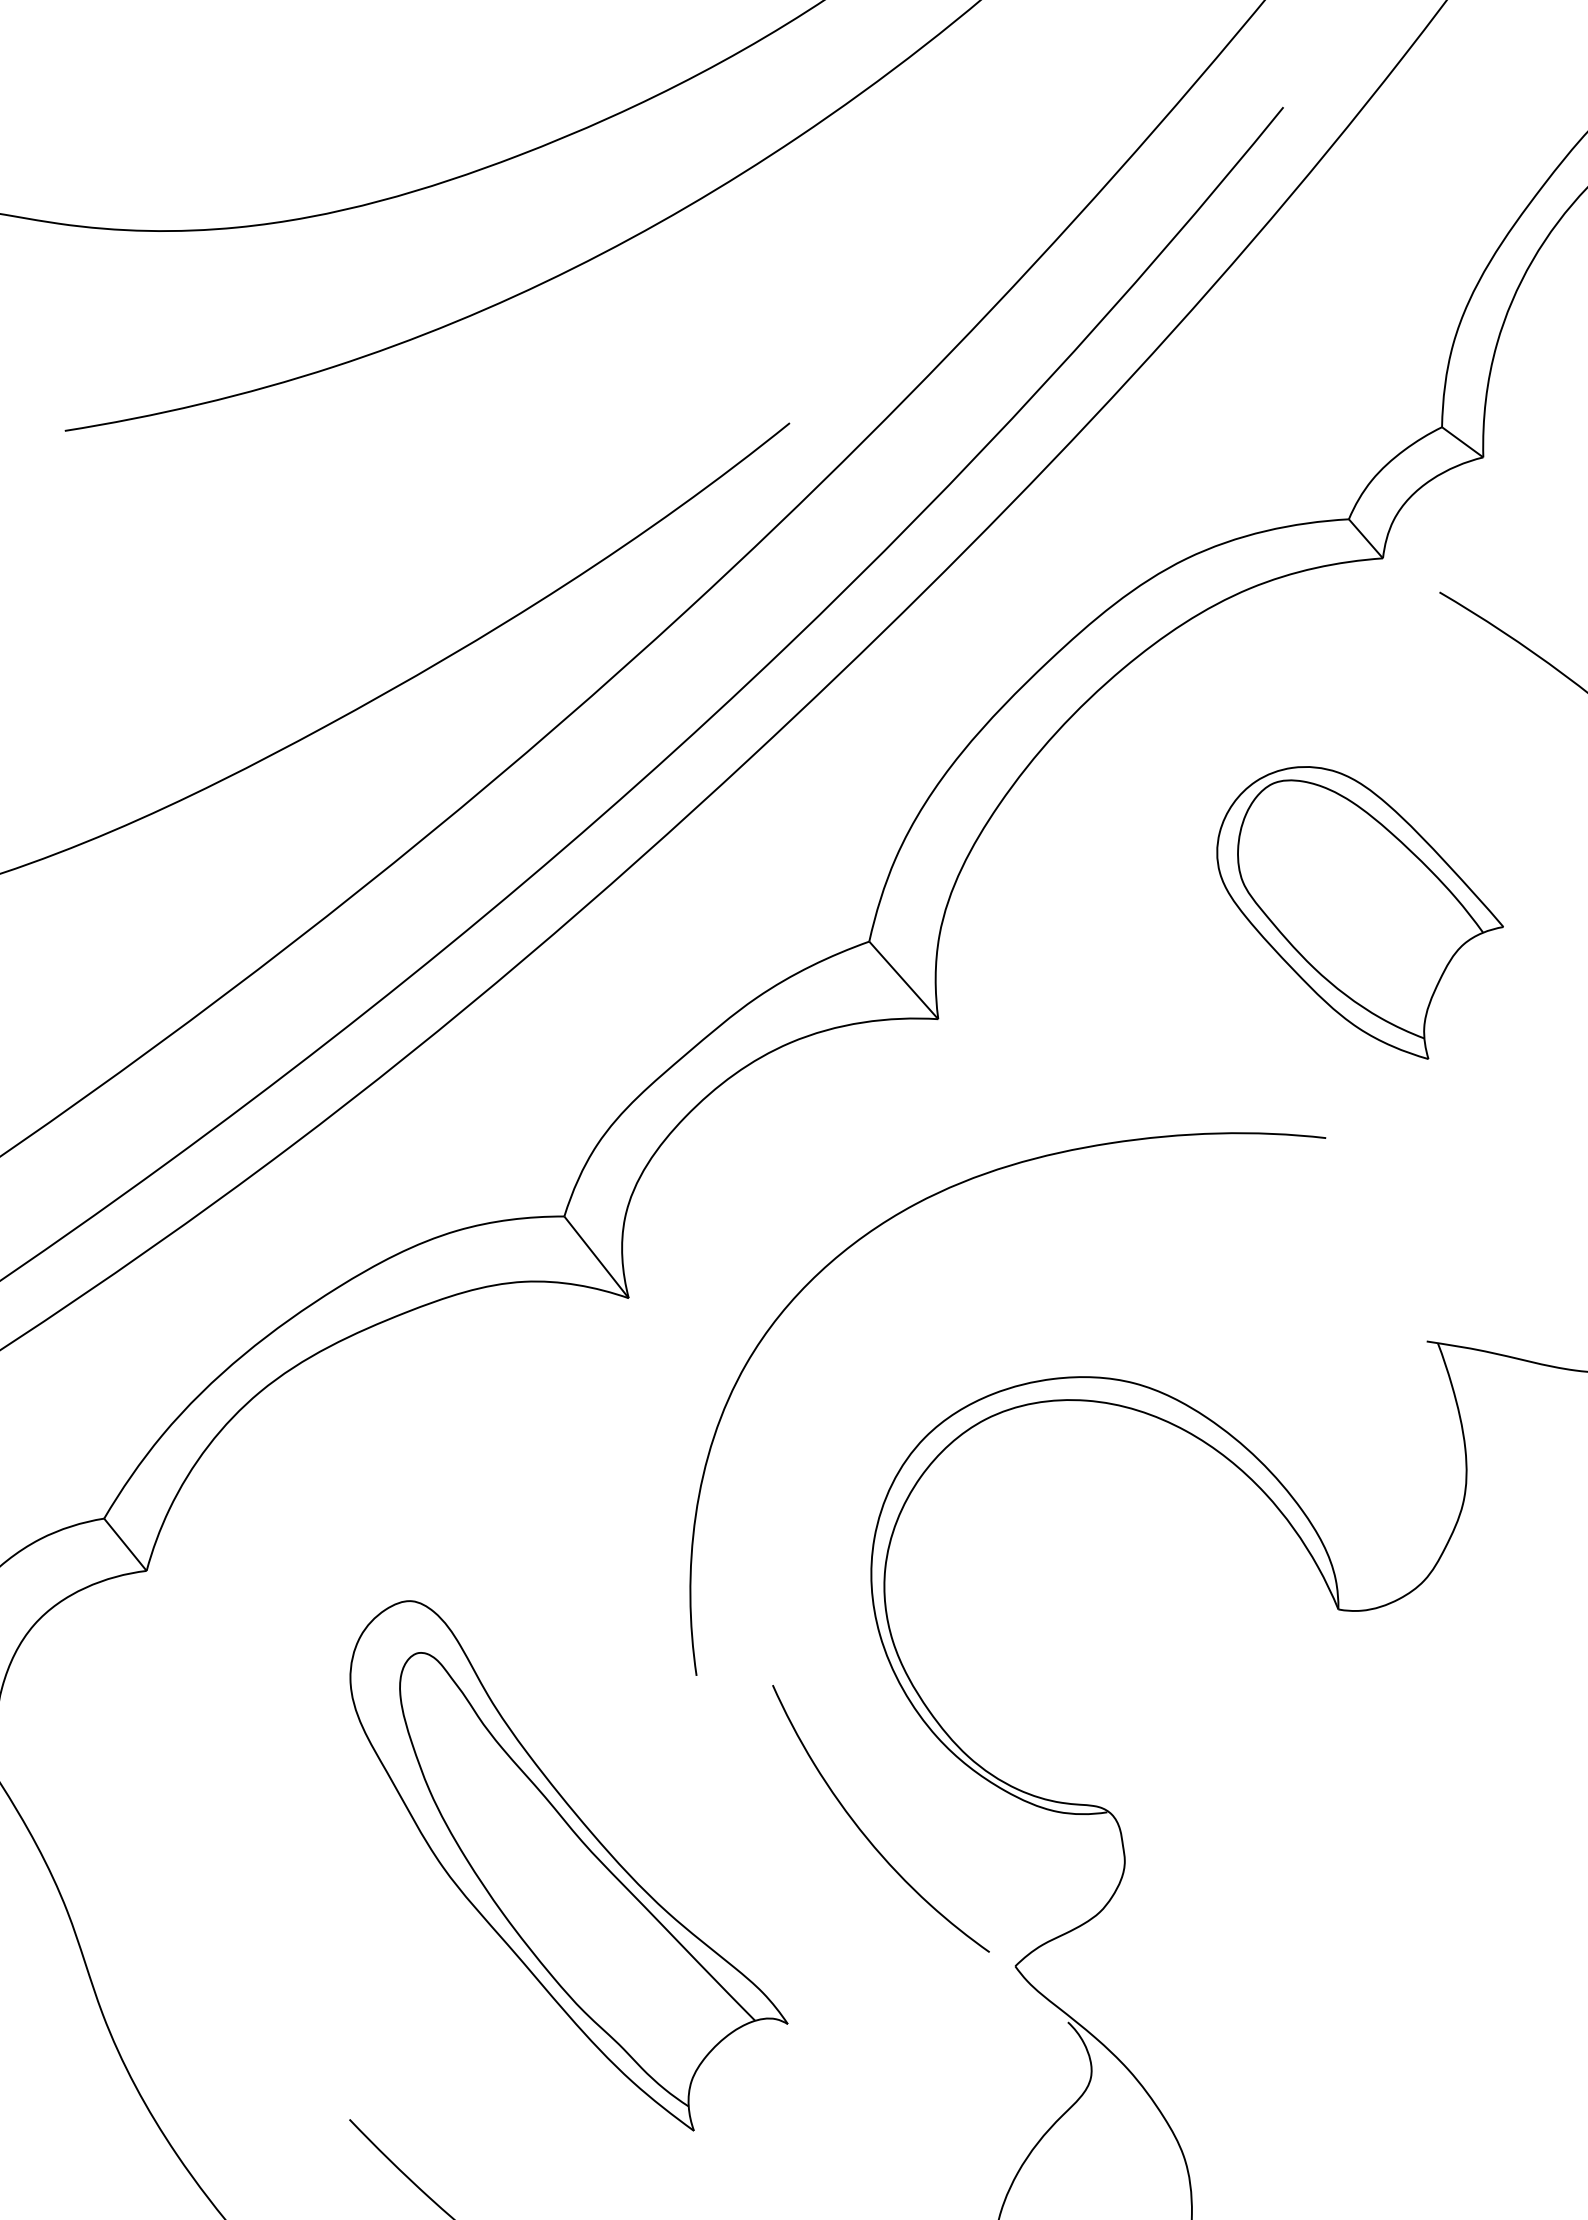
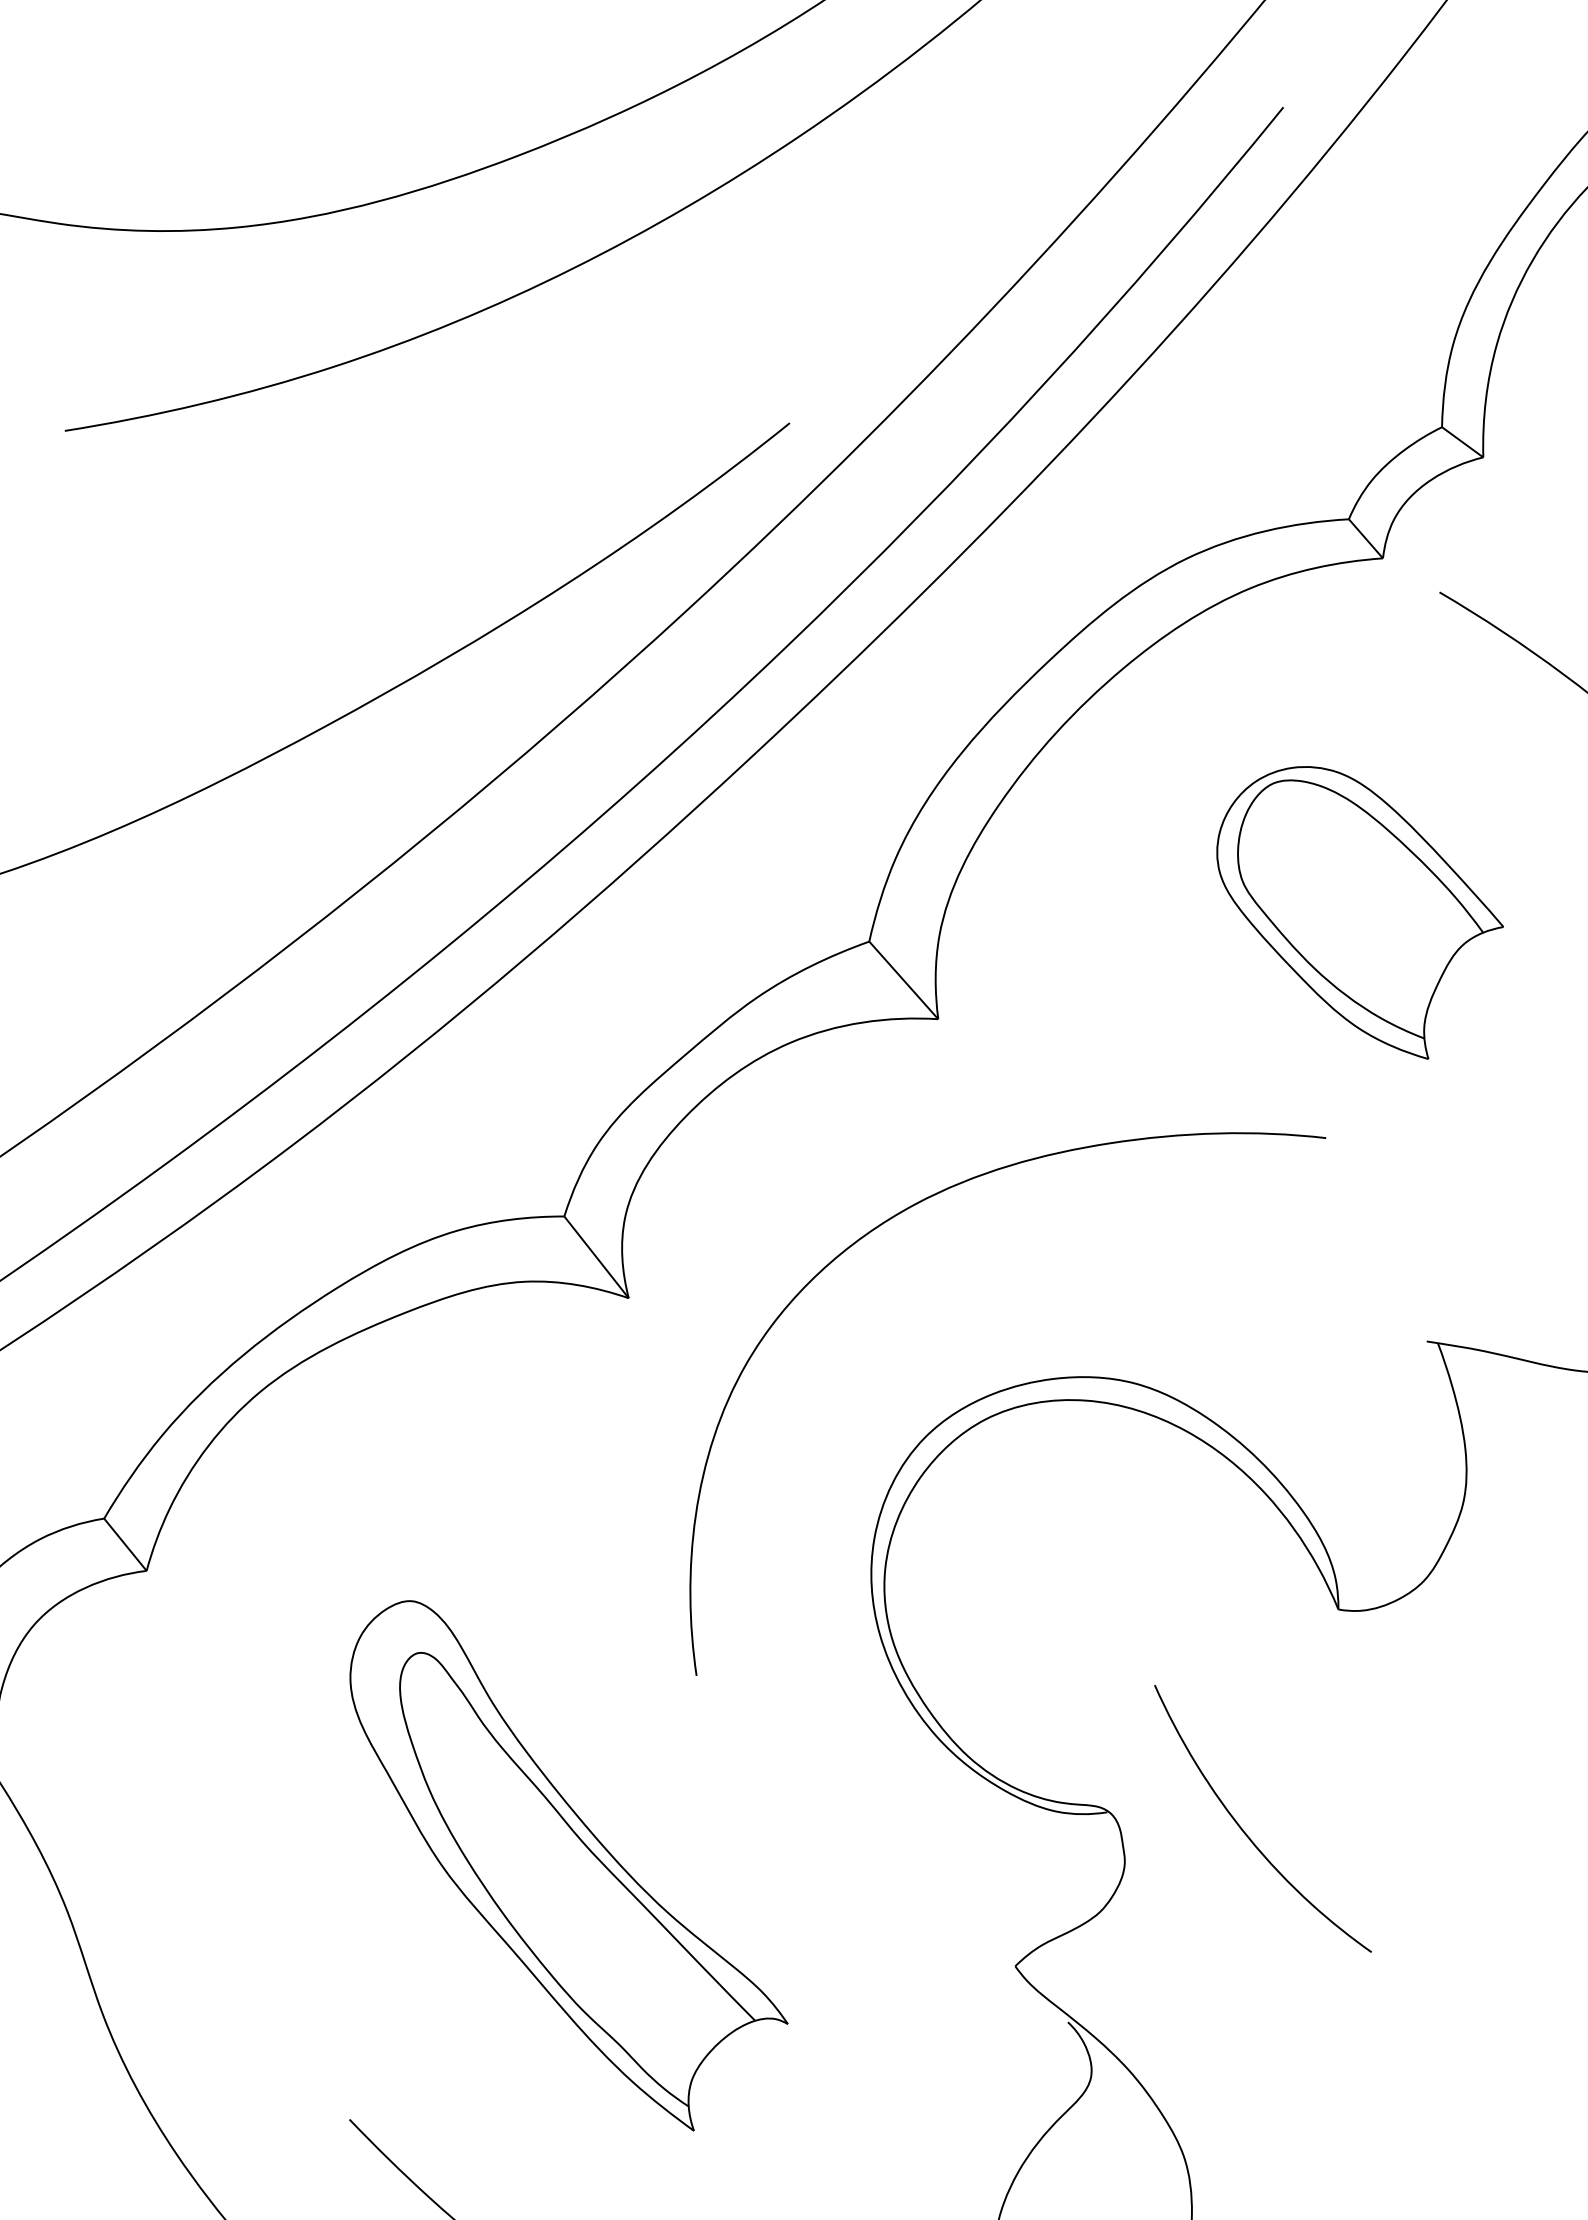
curve position: (864, 1833) -> (1246, 1833) (1246, 1833)
